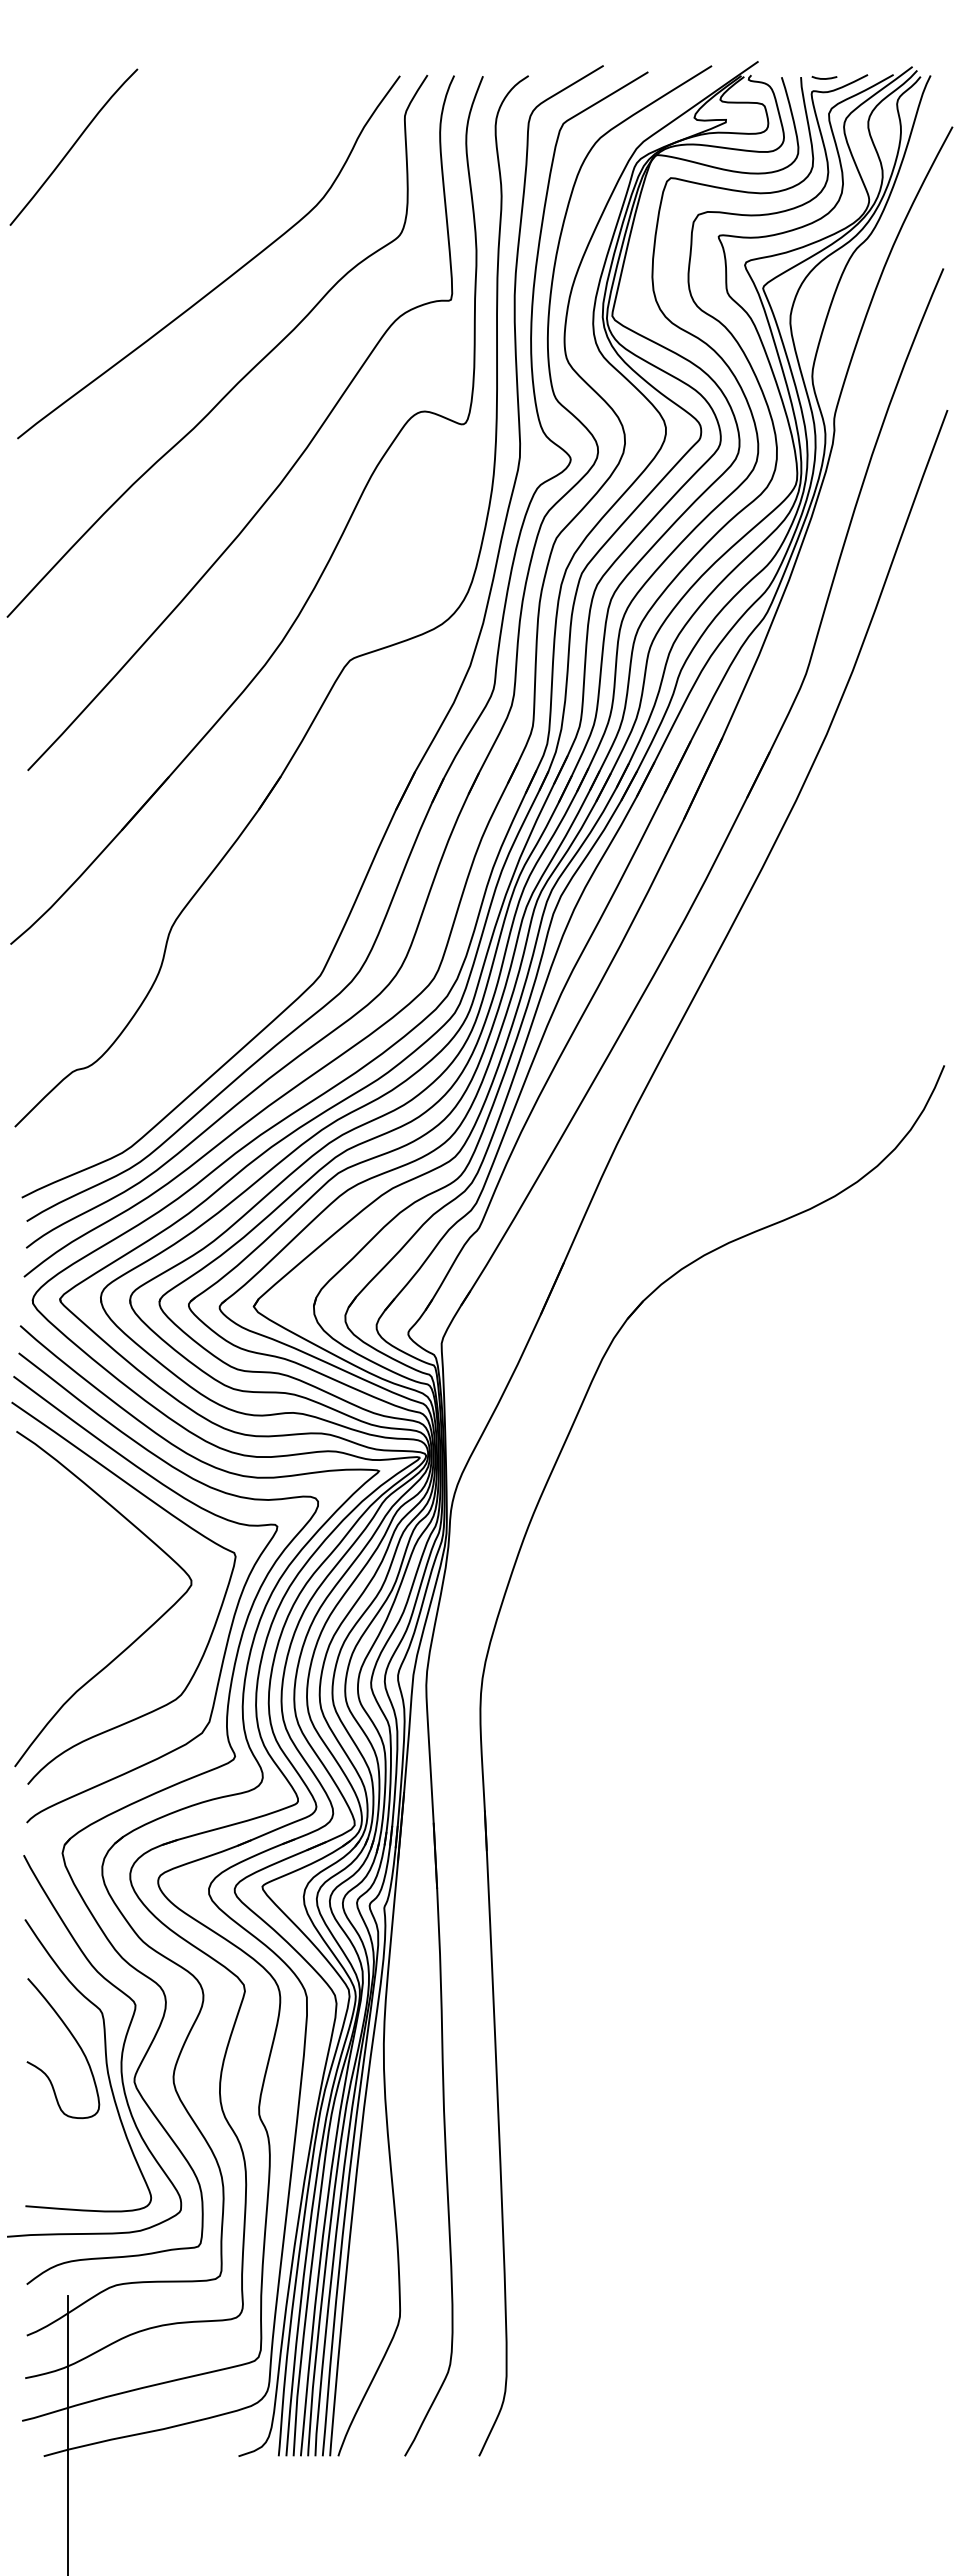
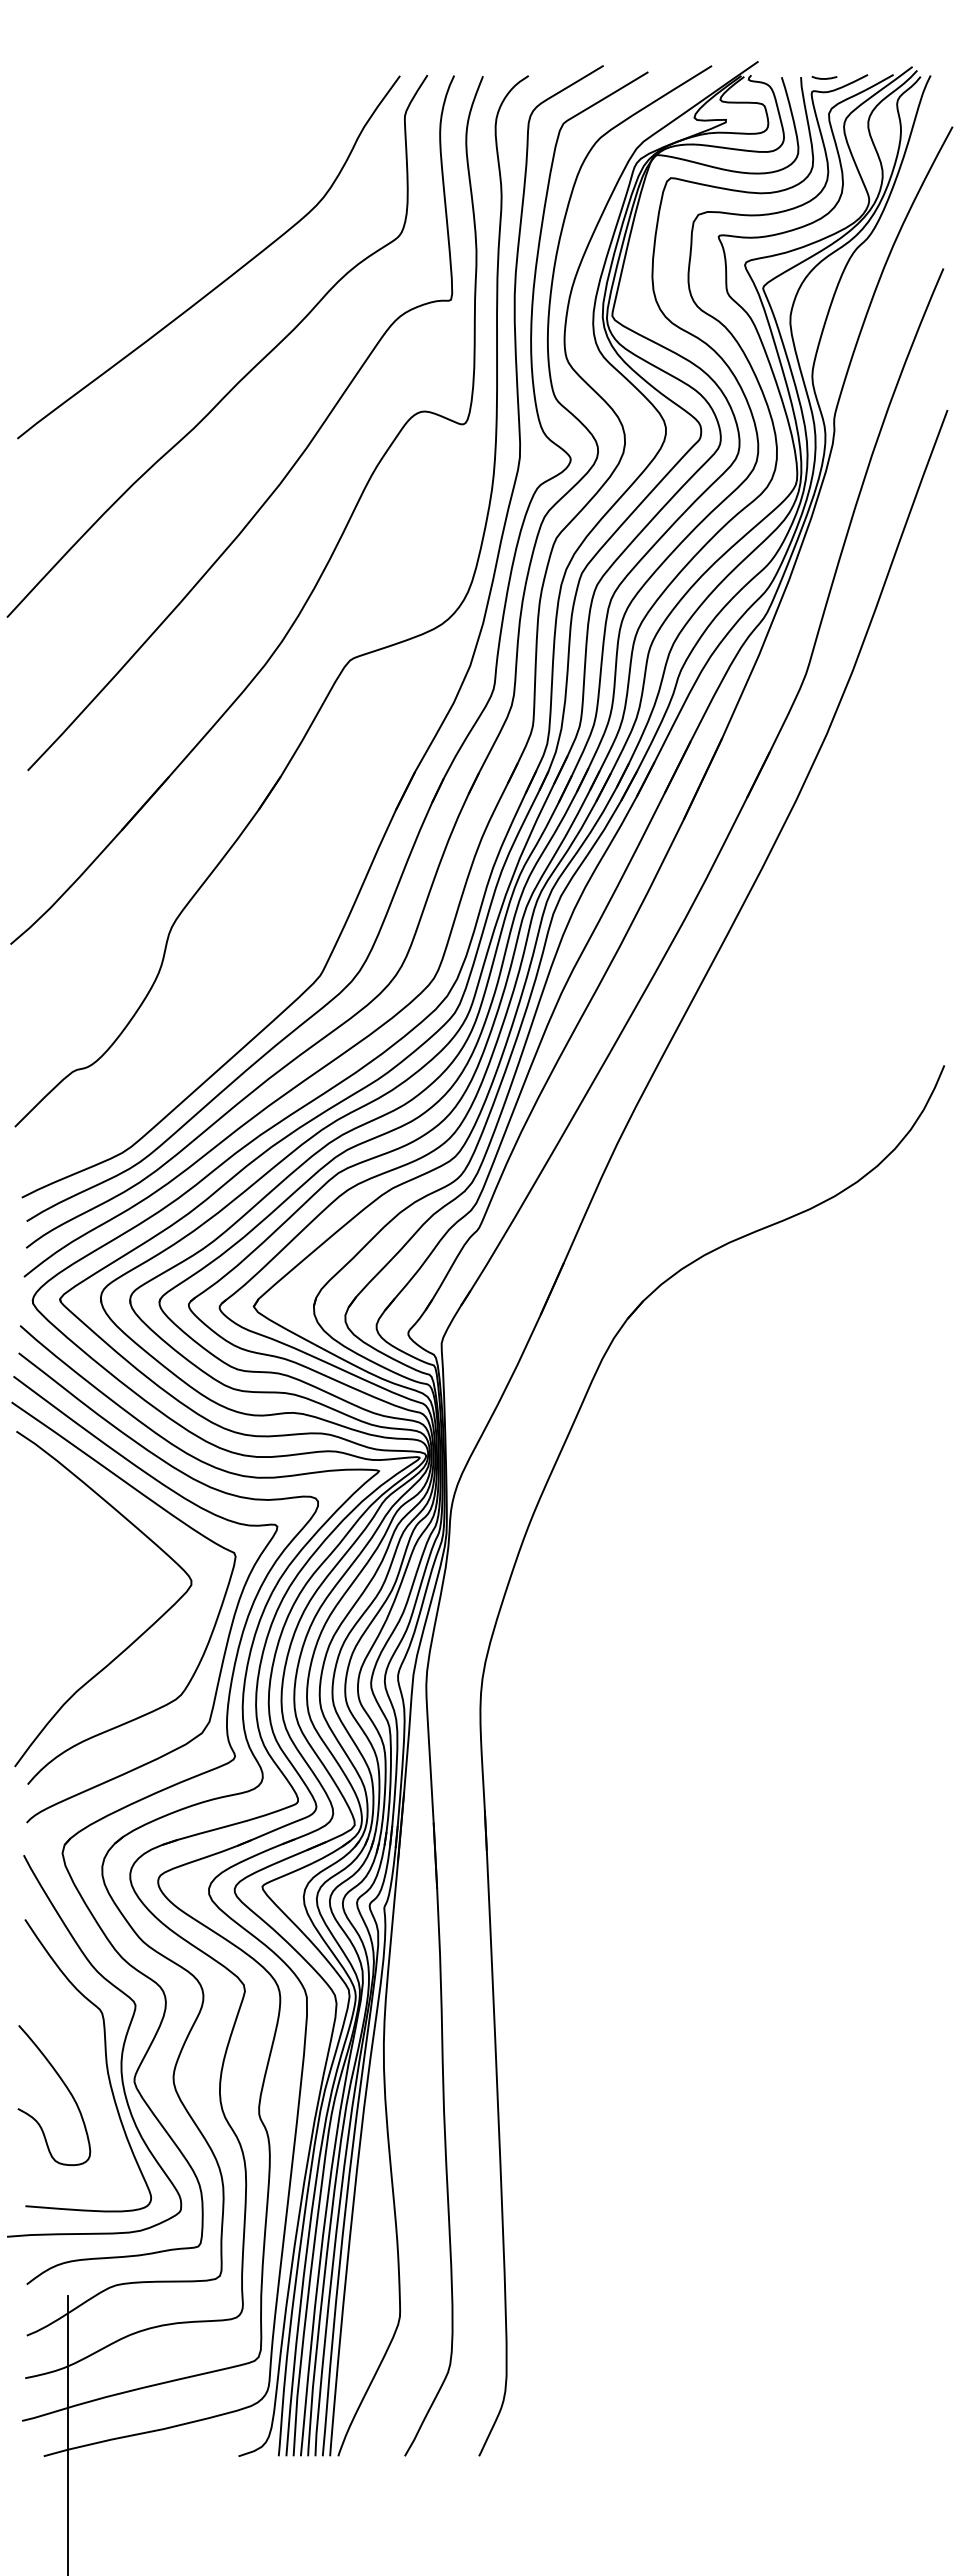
curve: present -> none (73, 146)
curve position: (74, 2040) -> (65, 2087) (65, 2087)
